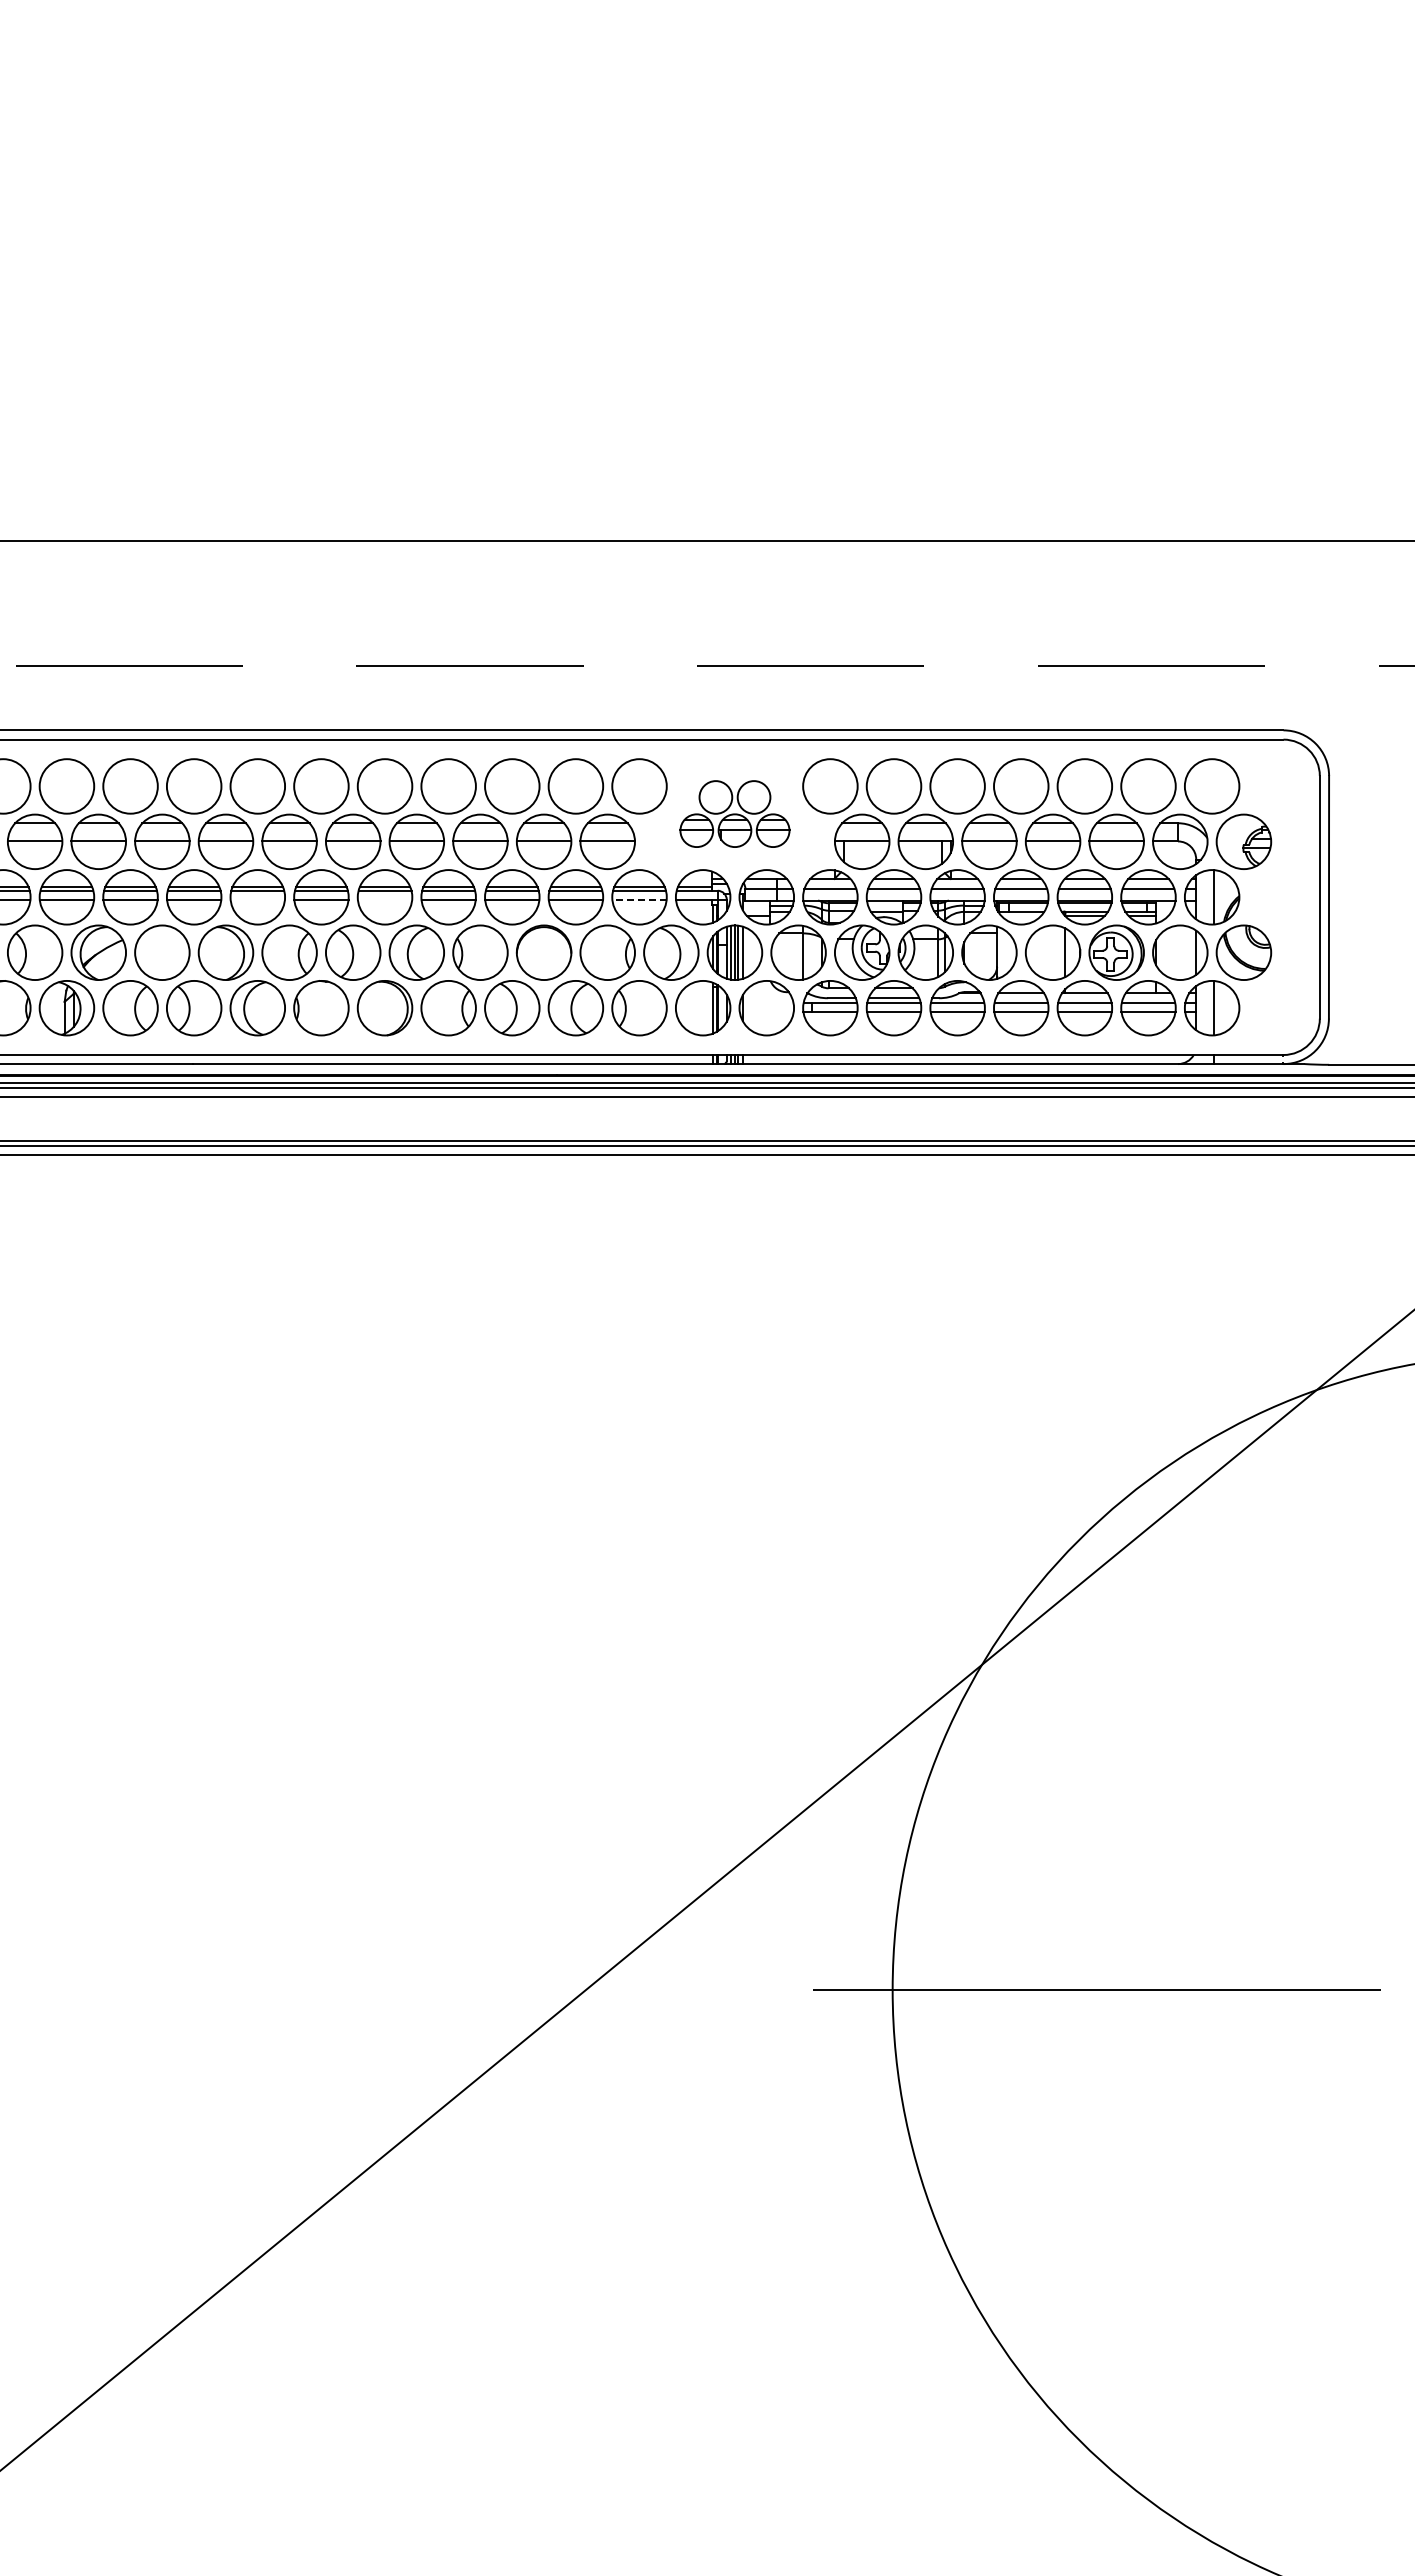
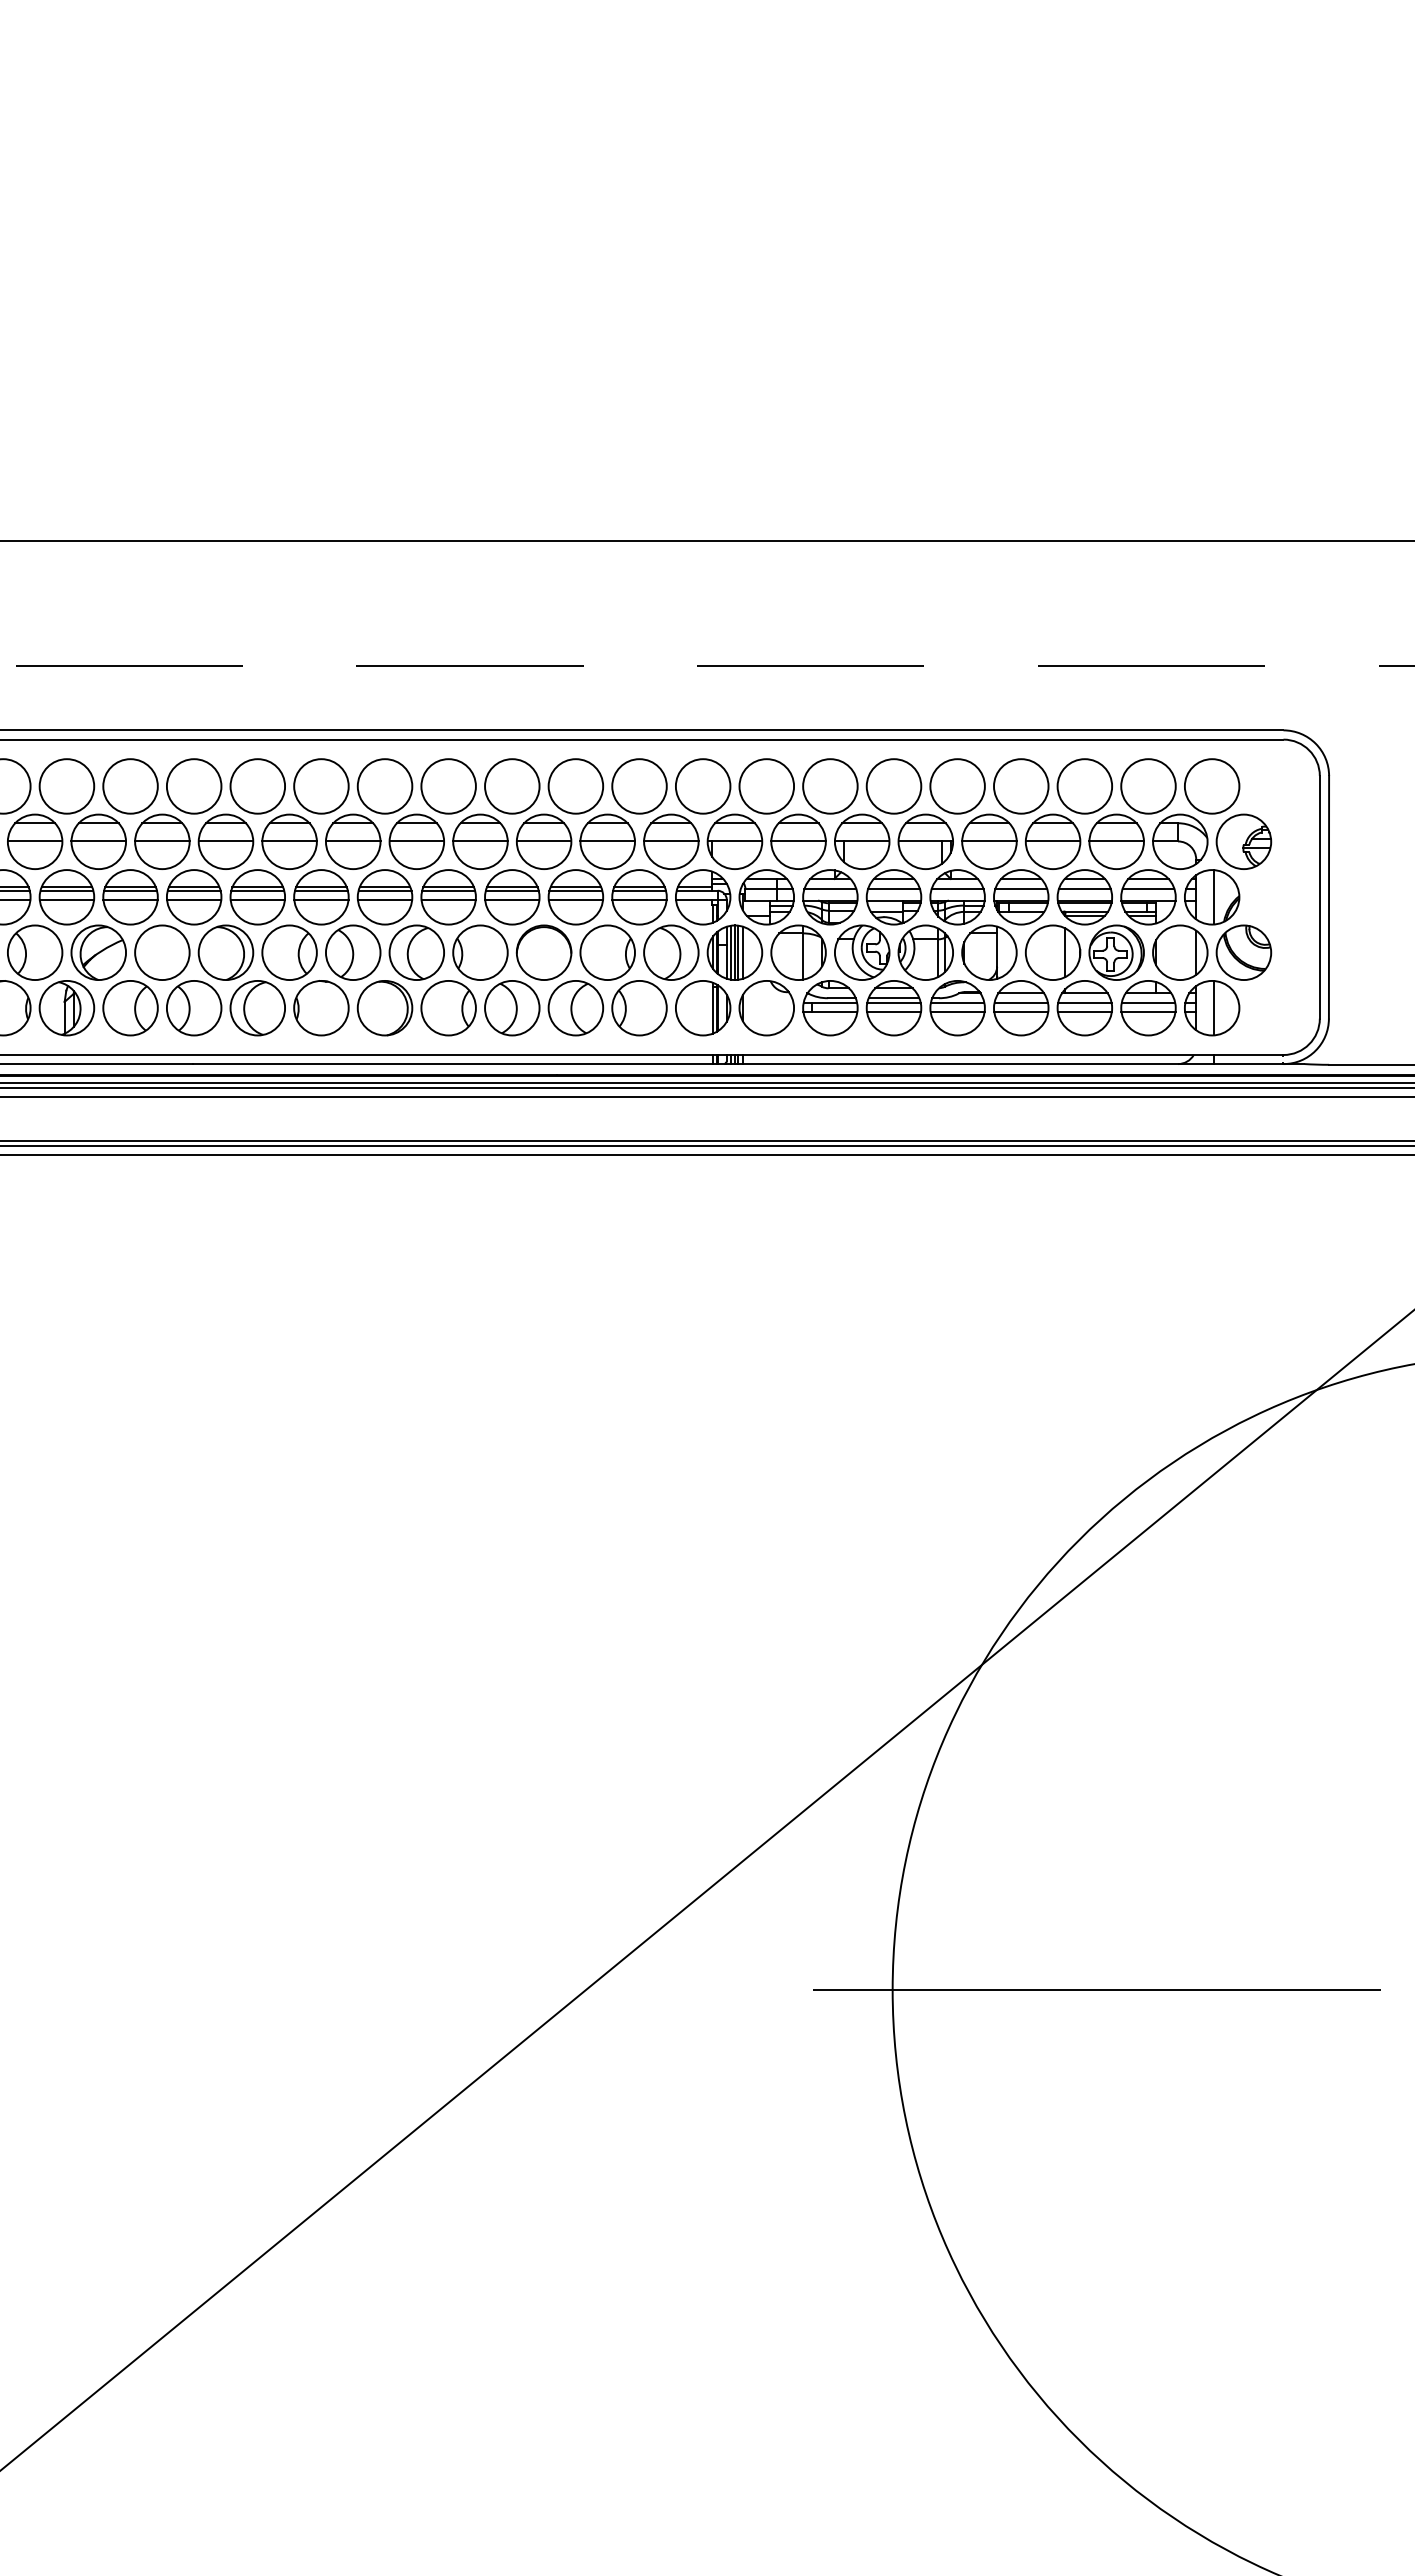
part size: 112x68 px -> 184x112 px (734, 813)
line: none -> present (257, 899)
line: none -> present (384, 899)
line: dashed -> solid (639, 899)
